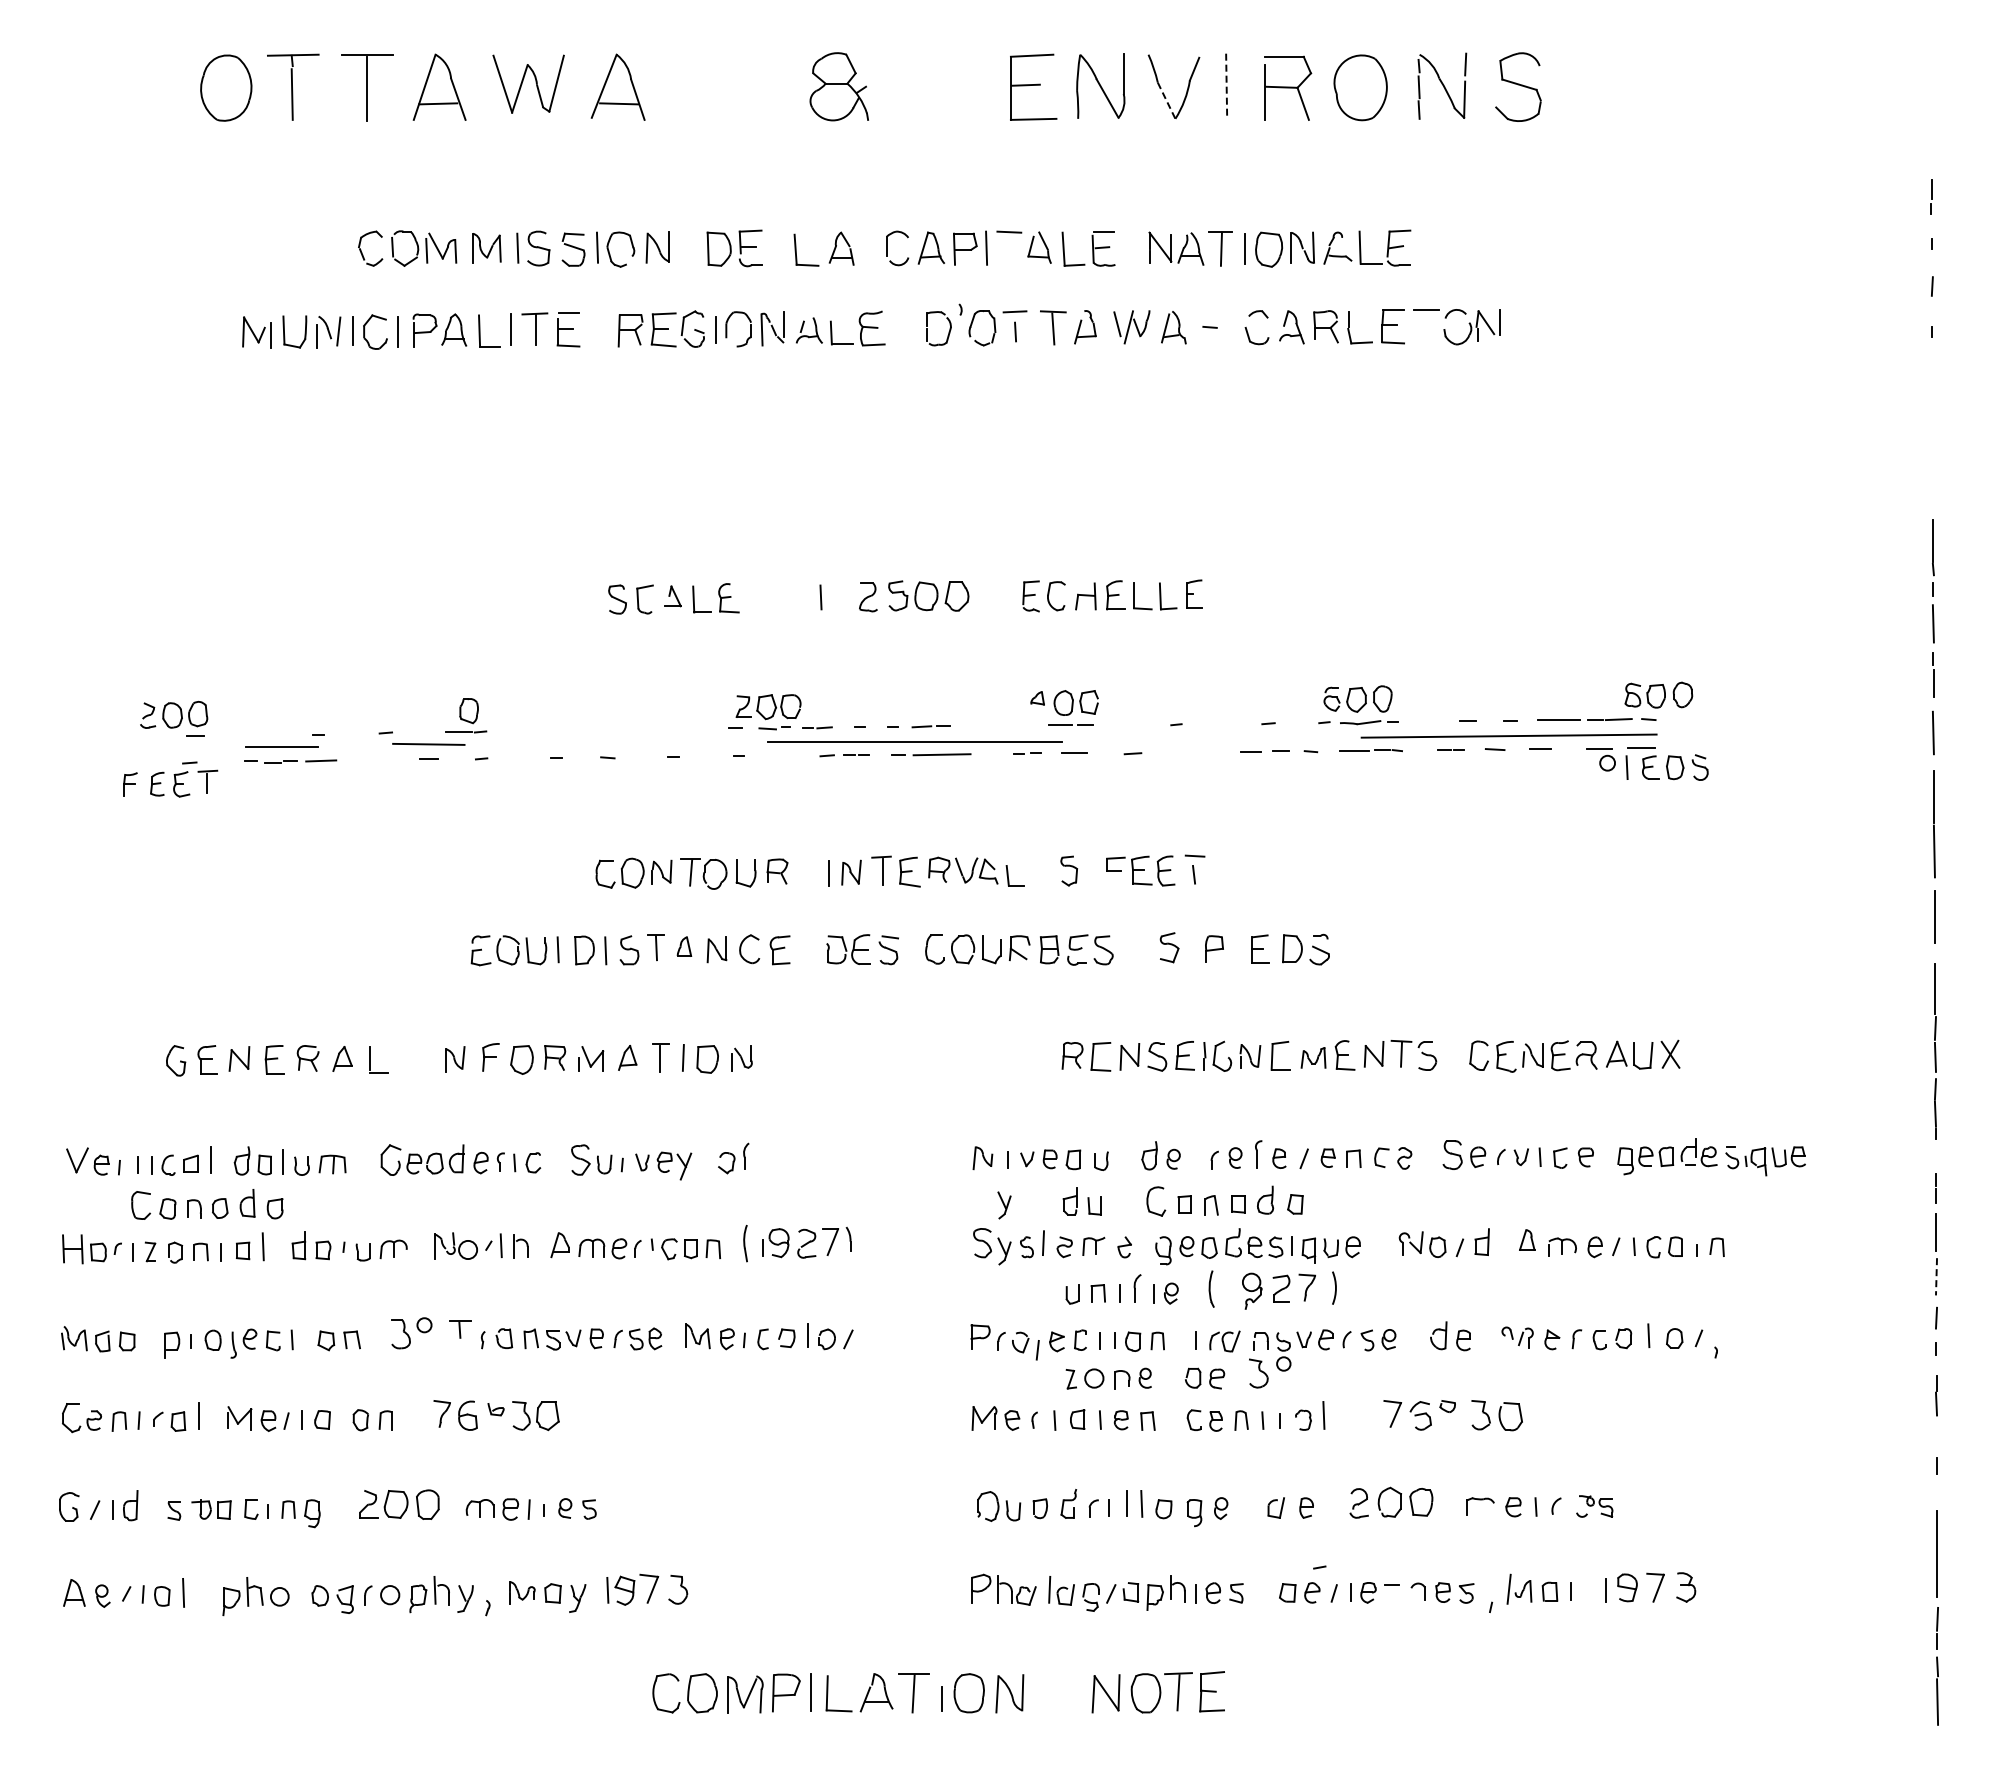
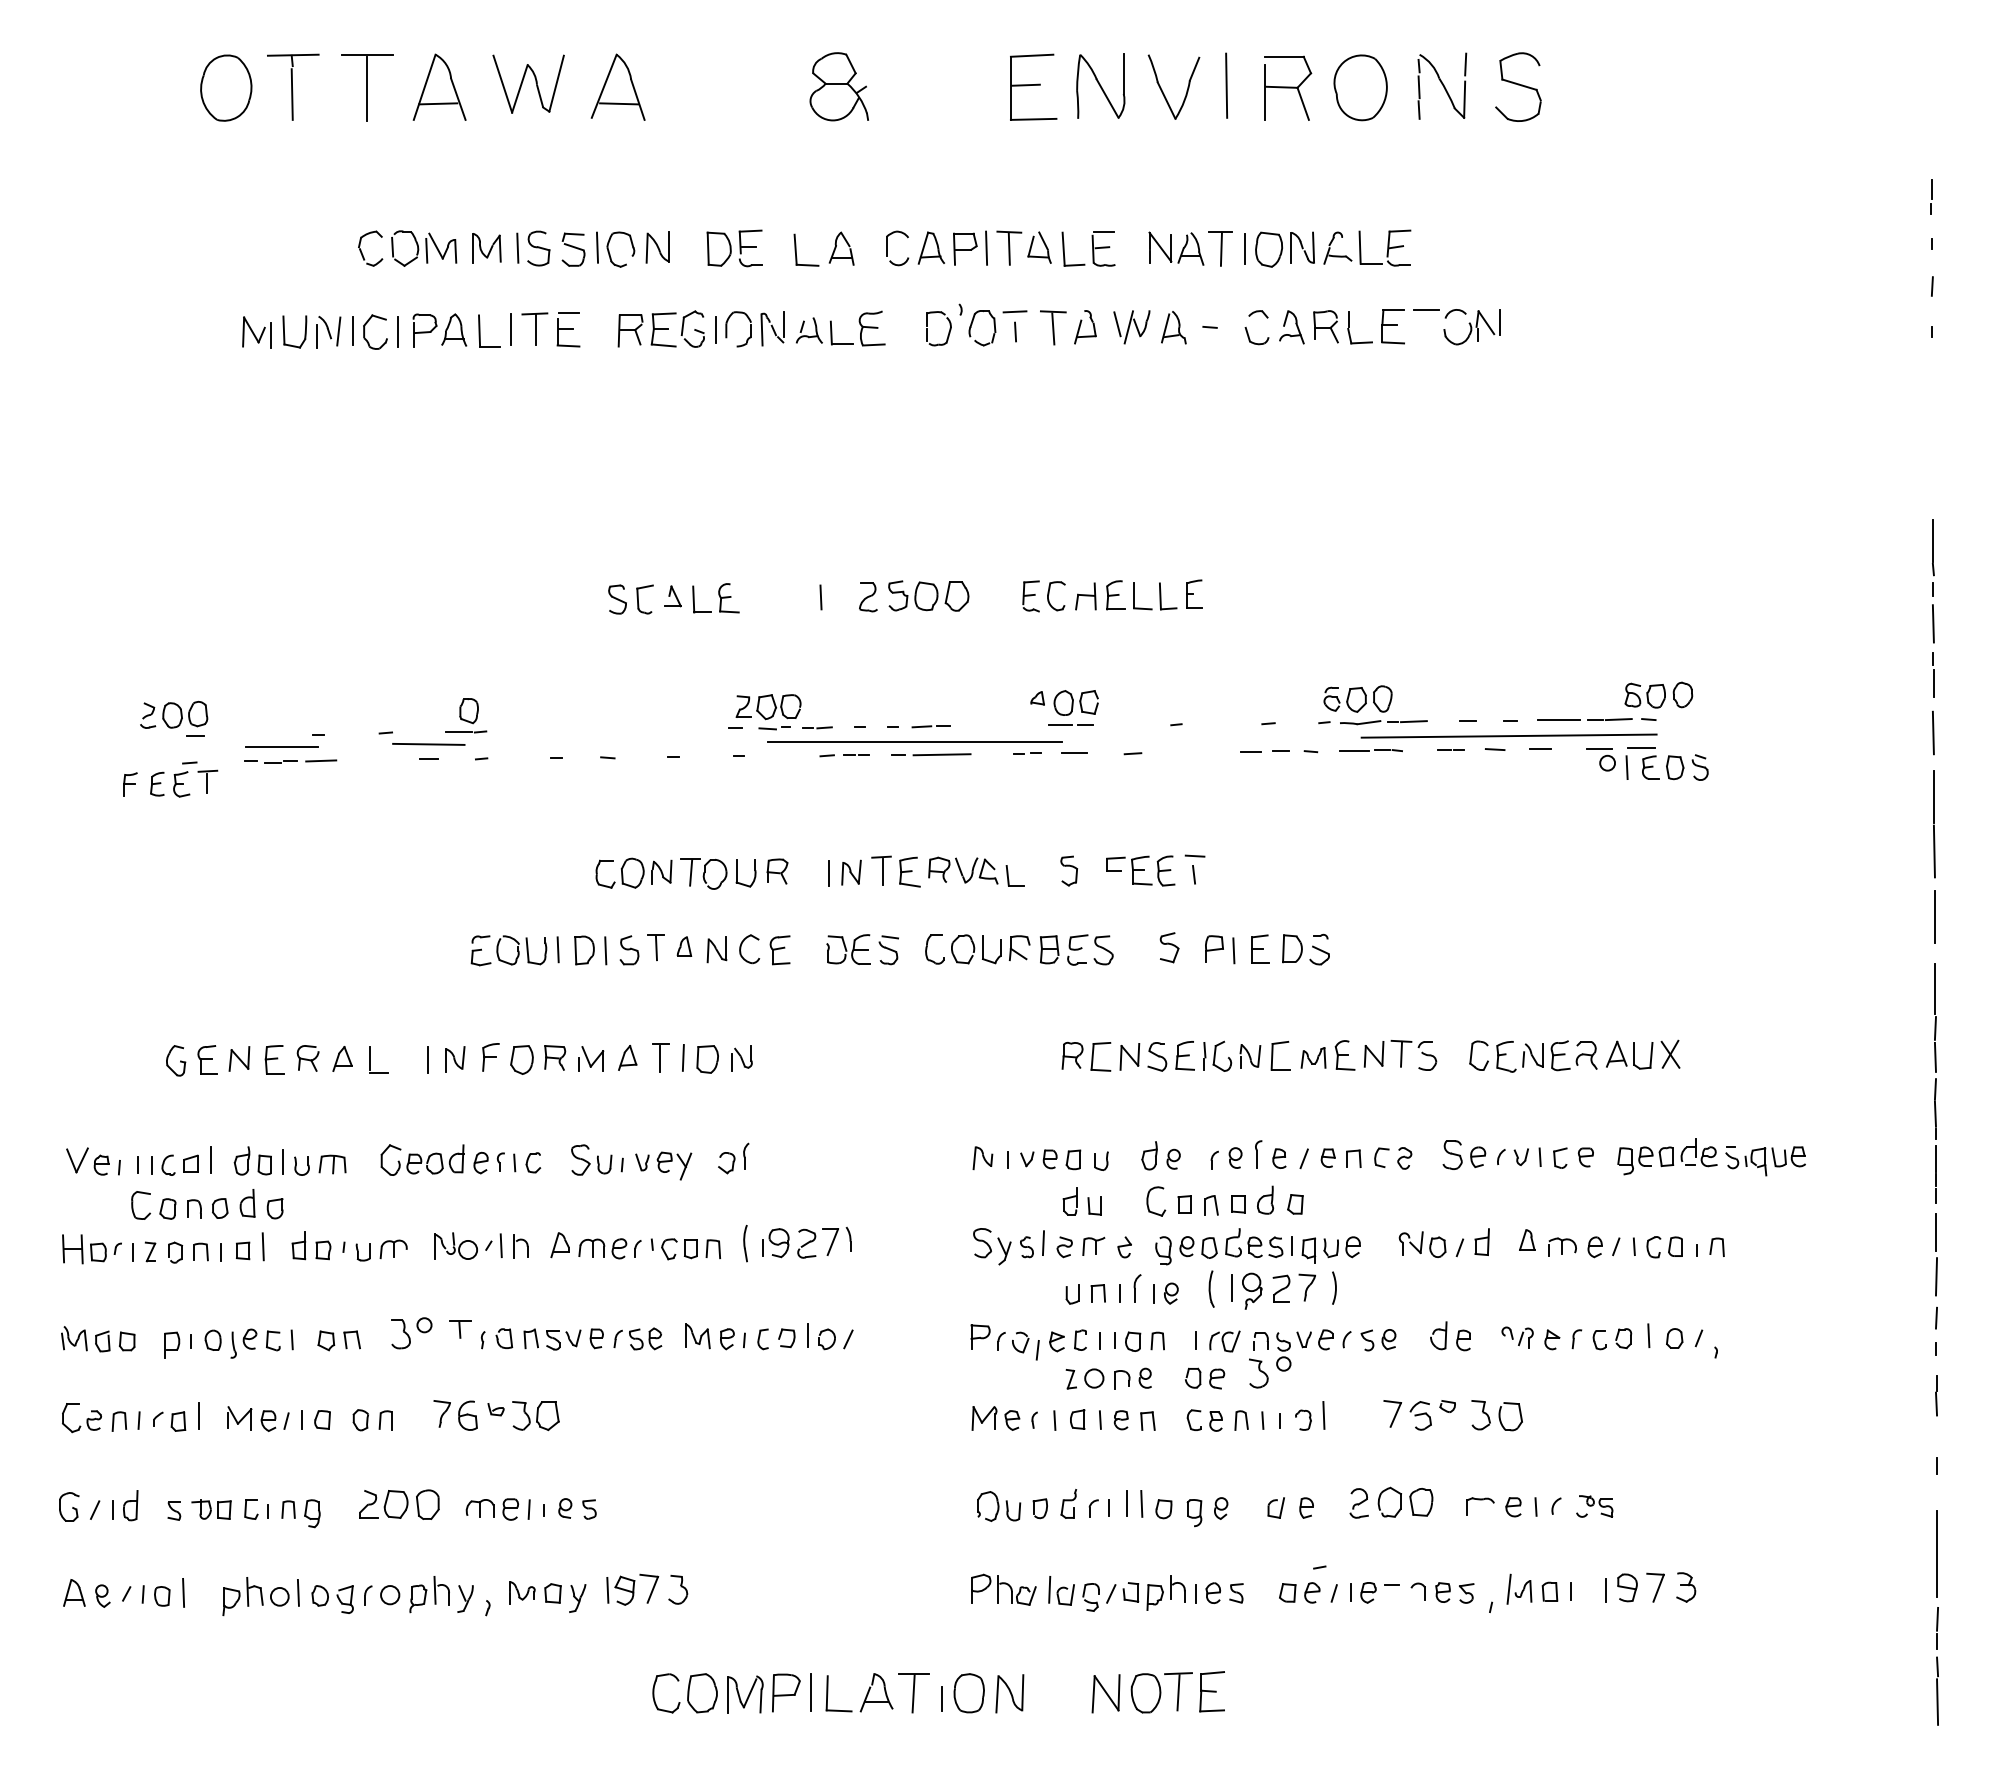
line: dashed -> solid (1226, 86)
line: dashed -> solid (1166, 101)
line: none -> present (1008, 248)
line: none -> present (1413, 721)
line: none -> present (1233, 950)
line: none -> present (428, 1059)
line: none -> present (1935, 1159)
part: present -> none (1004, 1205)
line: dashed -> solid (1936, 1276)
line: none -> present (1232, 1287)
line: none -> present (297, 1592)
